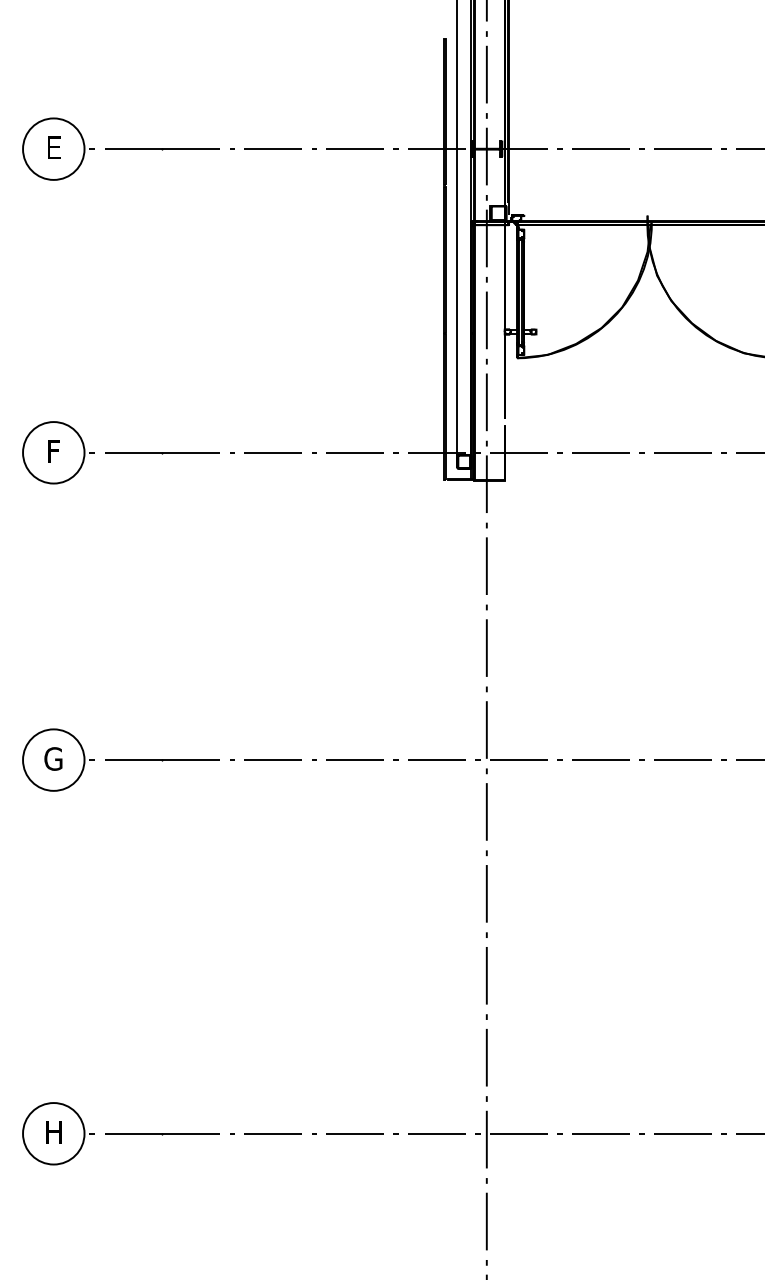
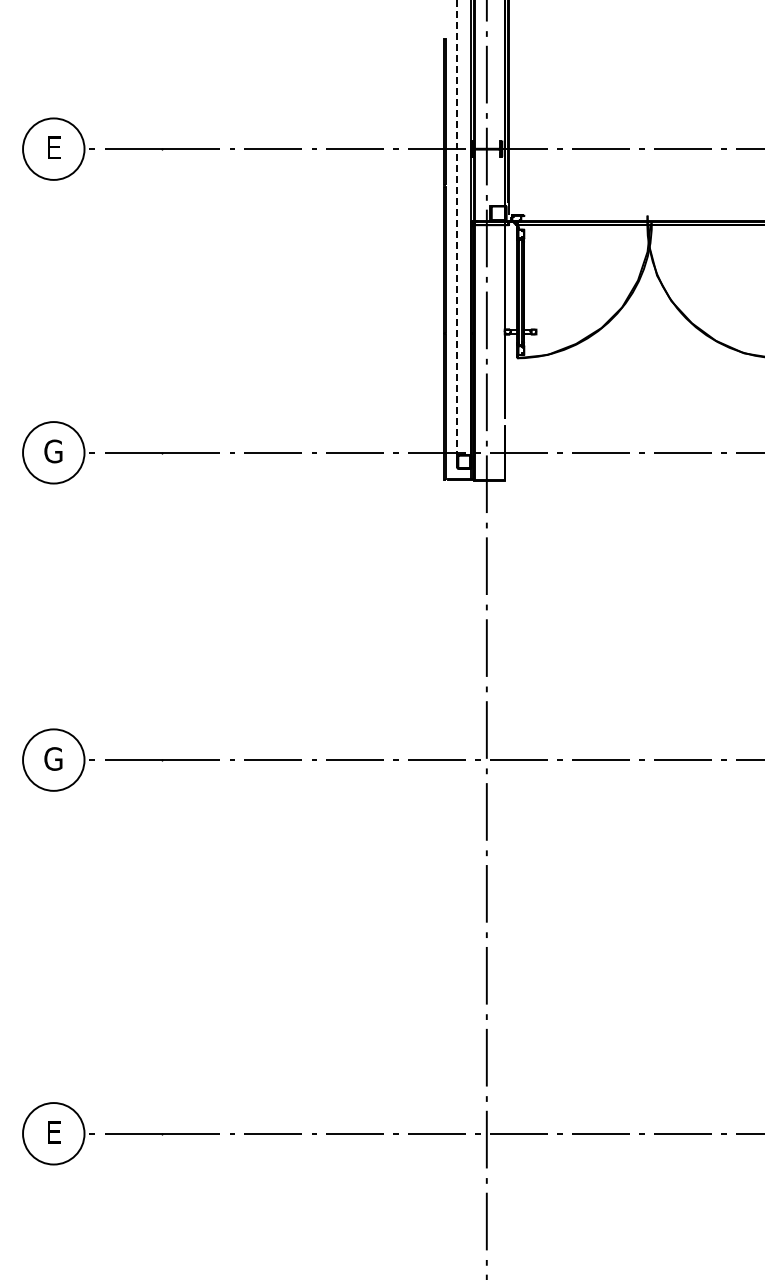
line: solid -> dashed (457, 235)
text: F -> G (53, 451)
text: H -> E (53, 1132)
